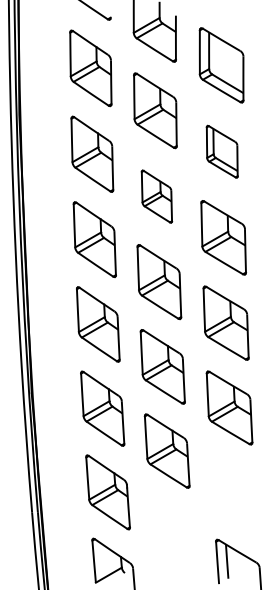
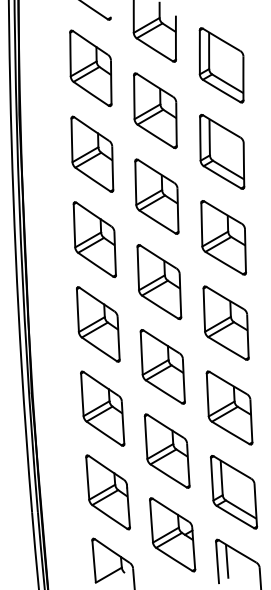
part size: 34x55 px -> 47x77 px (222, 151)
part size: 34x55 px -> 46x77 px (156, 196)
part: none -> present (234, 492)
part: none -> present (172, 534)
